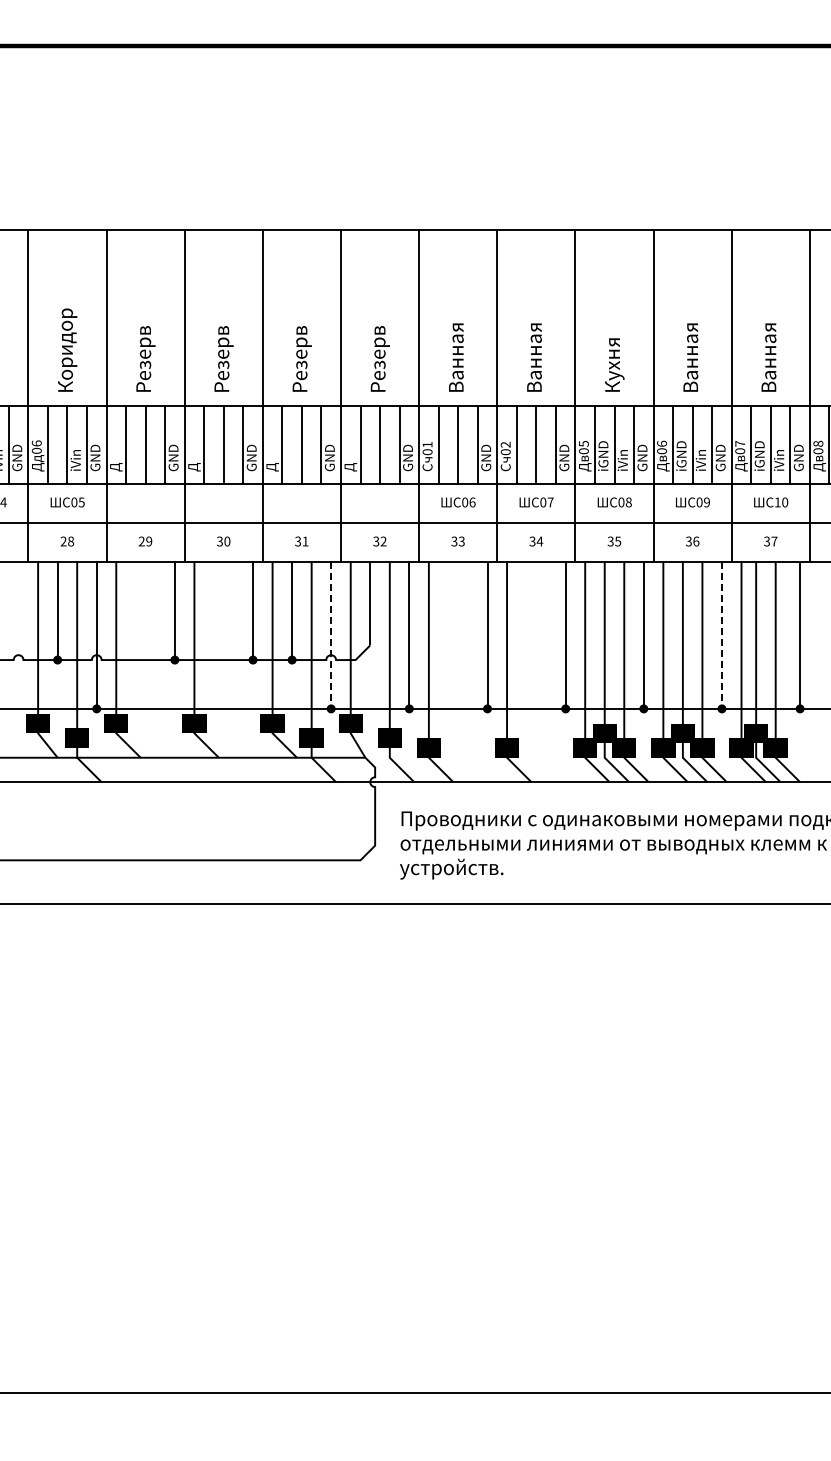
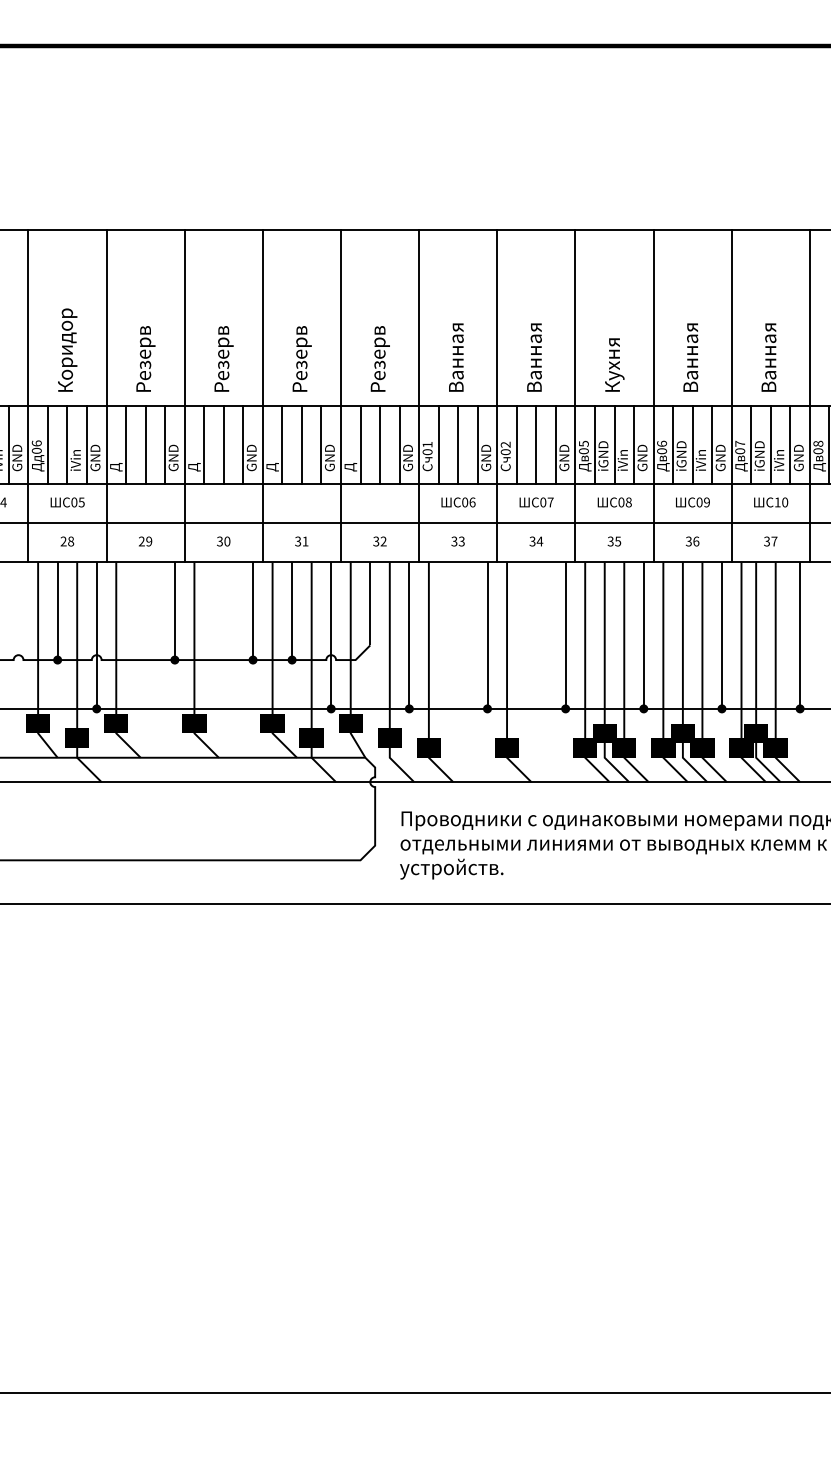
line: dashed -> solid (331, 636)
line: dashed -> solid (721, 636)
